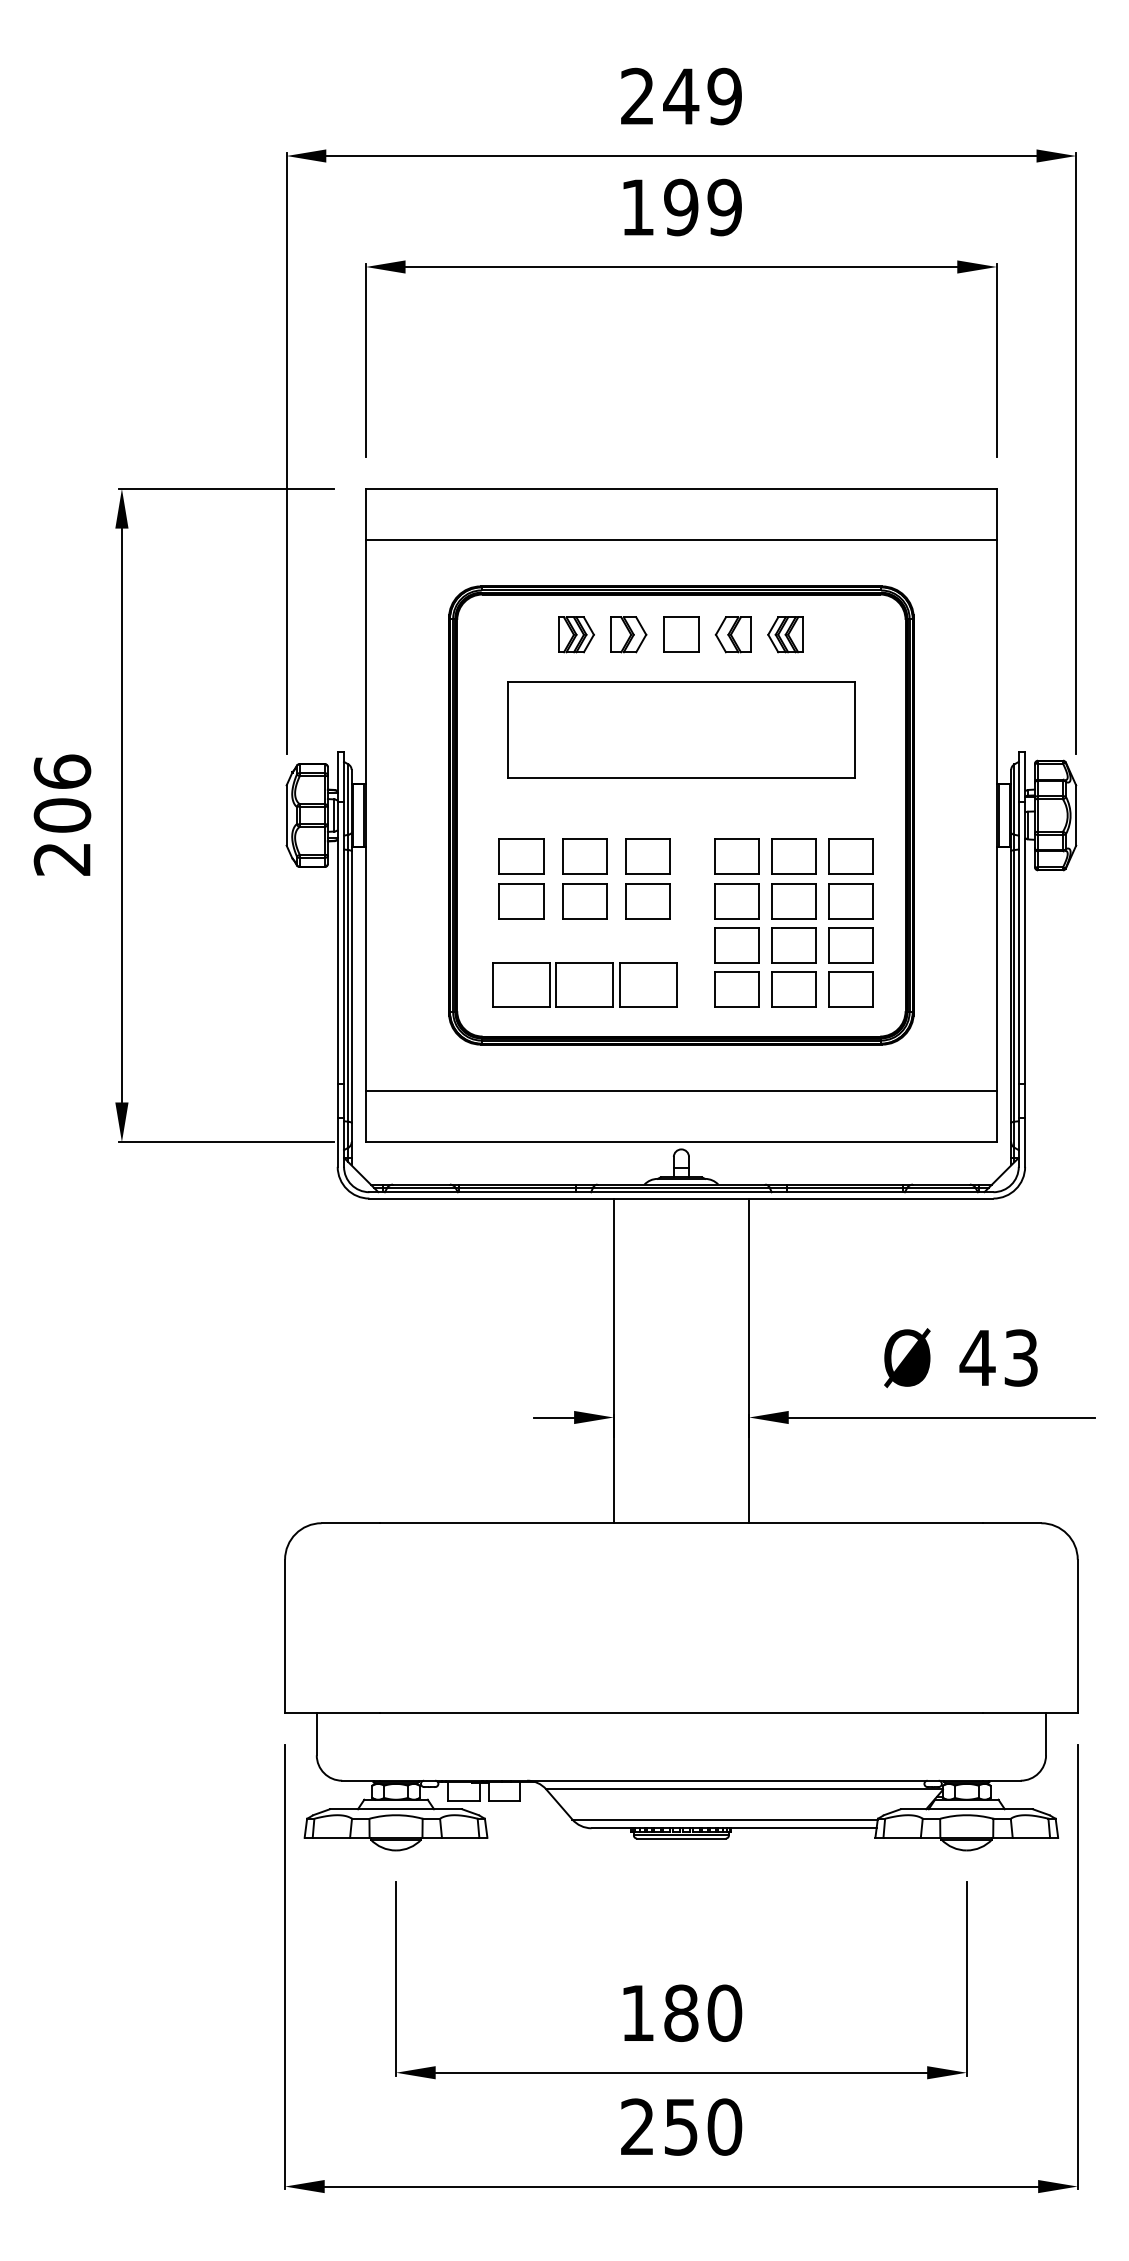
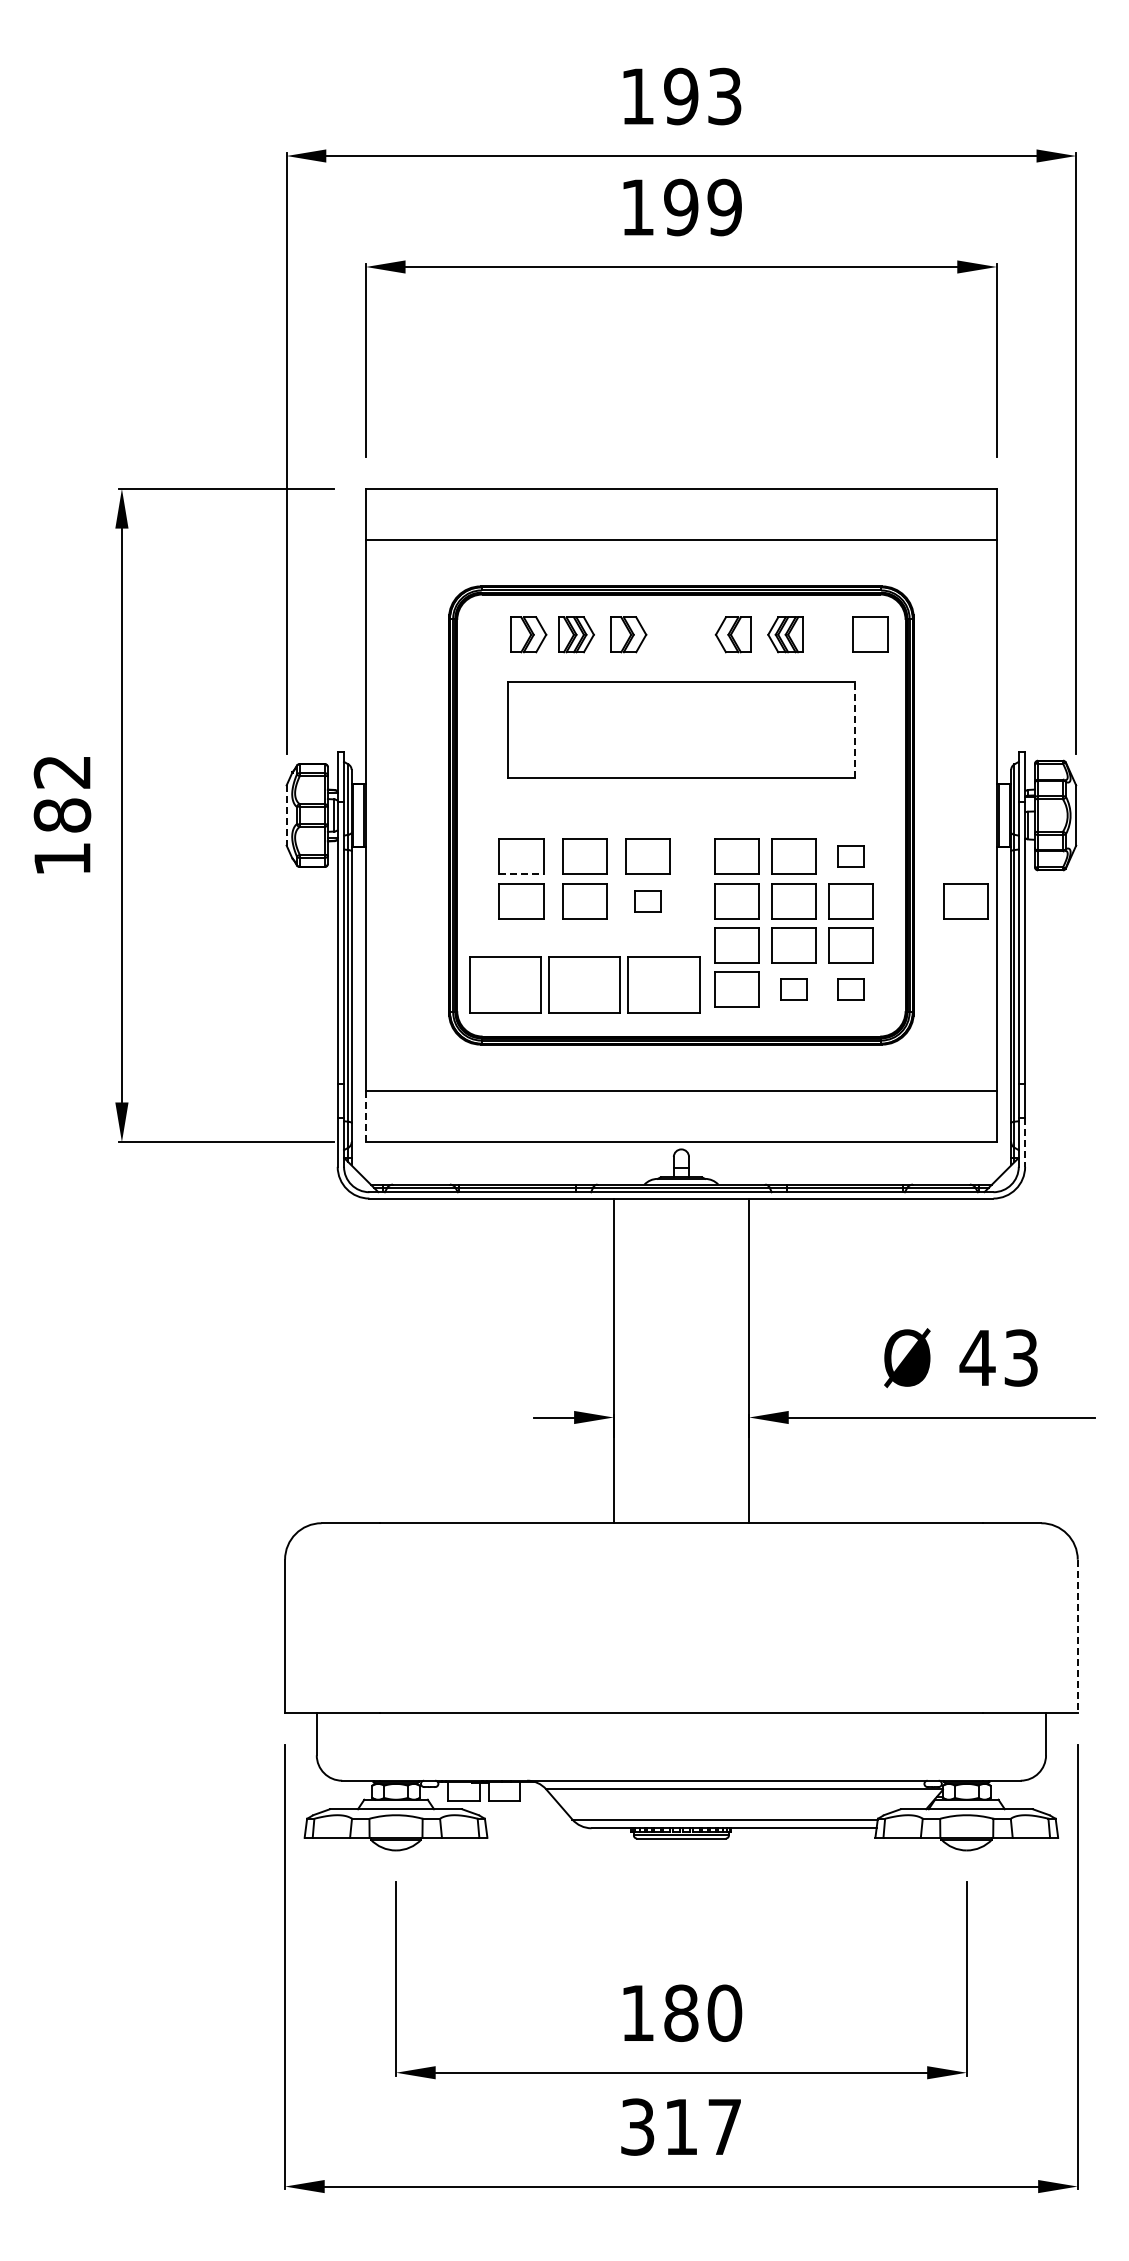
text: 249 -> 193 (681, 96)
part: none -> present (528, 634)
part position: (681, 634) -> (870, 634) (870, 634)
line: solid -> dashed (854, 729)
text: 206 -> 182 (62, 814)
line: solid -> dashed (286, 816)
part size: 46x37 px -> 28x23 px (850, 856)
line: solid -> dashed (521, 874)
part size: 46x37 px -> 28x23 px (647, 901)
part: none -> present (965, 901)
part size: 186x46 px -> 232x58 px (584, 984)
part size: 46x37 px -> 28x23 px (793, 989)
part size: 46x37 px -> 28x23 px (850, 989)
line: solid -> dashed (365, 1116)
line: solid -> dashed (1025, 1142)
line: solid -> dashed (1077, 1636)
text: 250 -> 317 (681, 2126)
